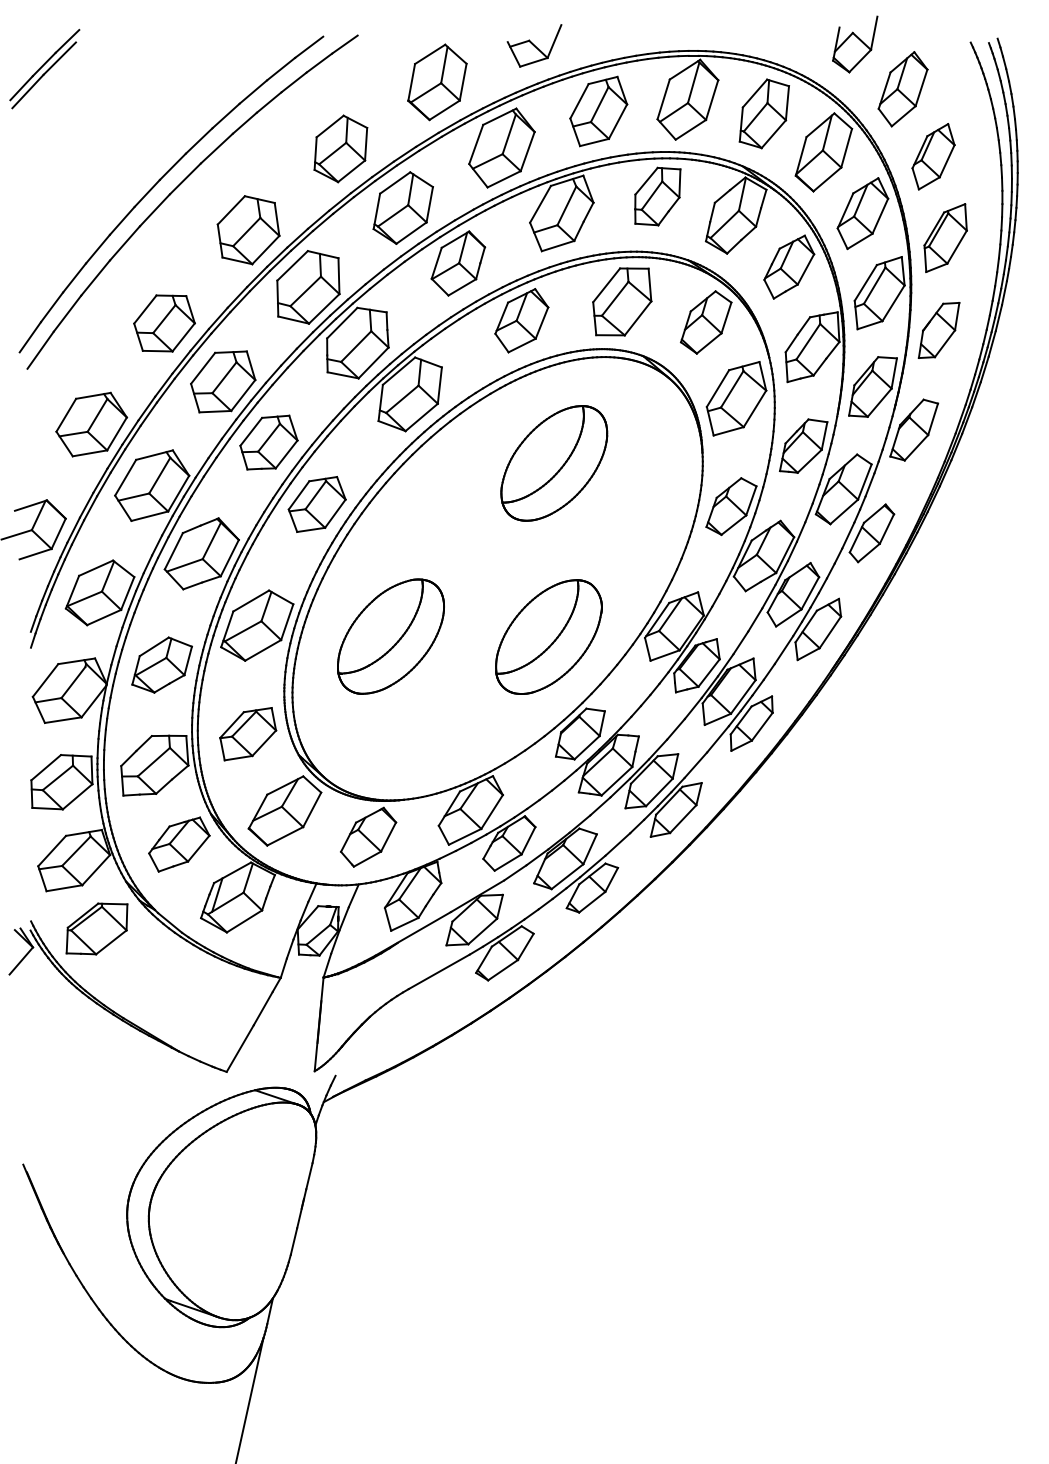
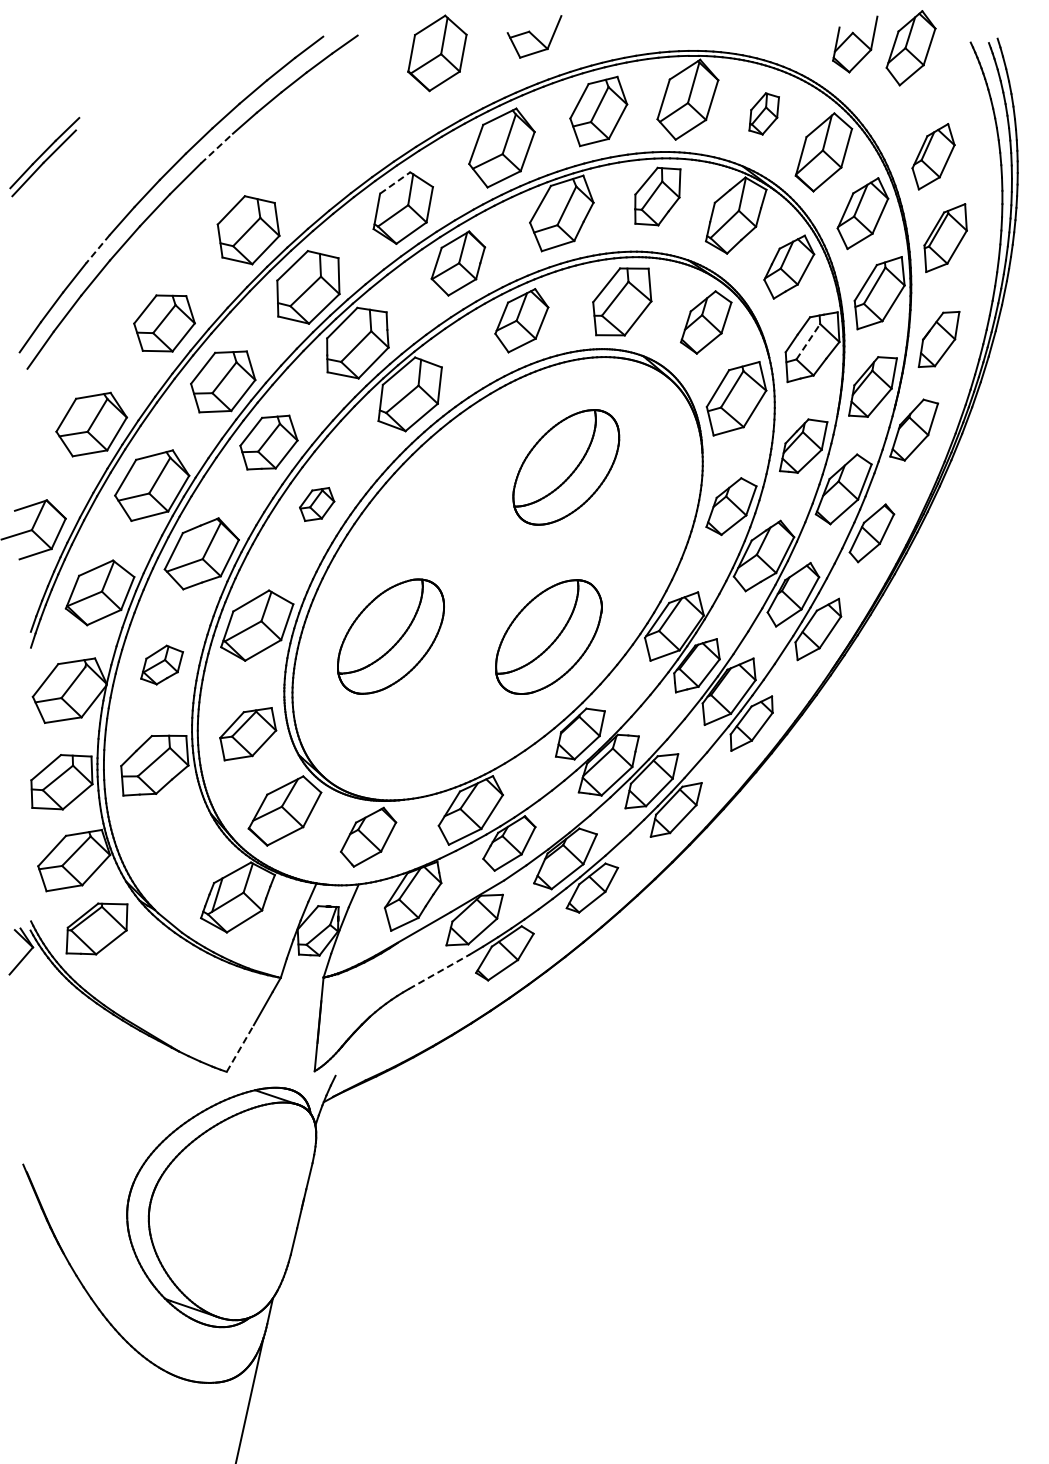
part position: (534, 45) -> (534, 36) (534, 36)
part position: (44, 68) -> (44, 156) (44, 156)
part position: (437, 82) -> (437, 53) (437, 53)
part position: (902, 89) -> (910, 48) (910, 48)
part size: 52x72 px -> 32x44 px (763, 113)
line: solid -> dashed (216, 148)
part: present -> none (340, 148)
line: solid -> dashed (395, 182)
line: solid -> dashed (97, 249)
part position: (938, 330) -> (938, 339) (938, 339)
line: solid -> dashed (808, 341)
part position: (554, 463) -> (566, 467) (566, 467)
part size: 60x57 px -> 37x35 px (317, 504)
part size: 62x58 px -> 44x42 px (161, 664)
part: present -> none (179, 844)
line: solid -> dashed (439, 971)
line: solid -> dashed (240, 1048)
